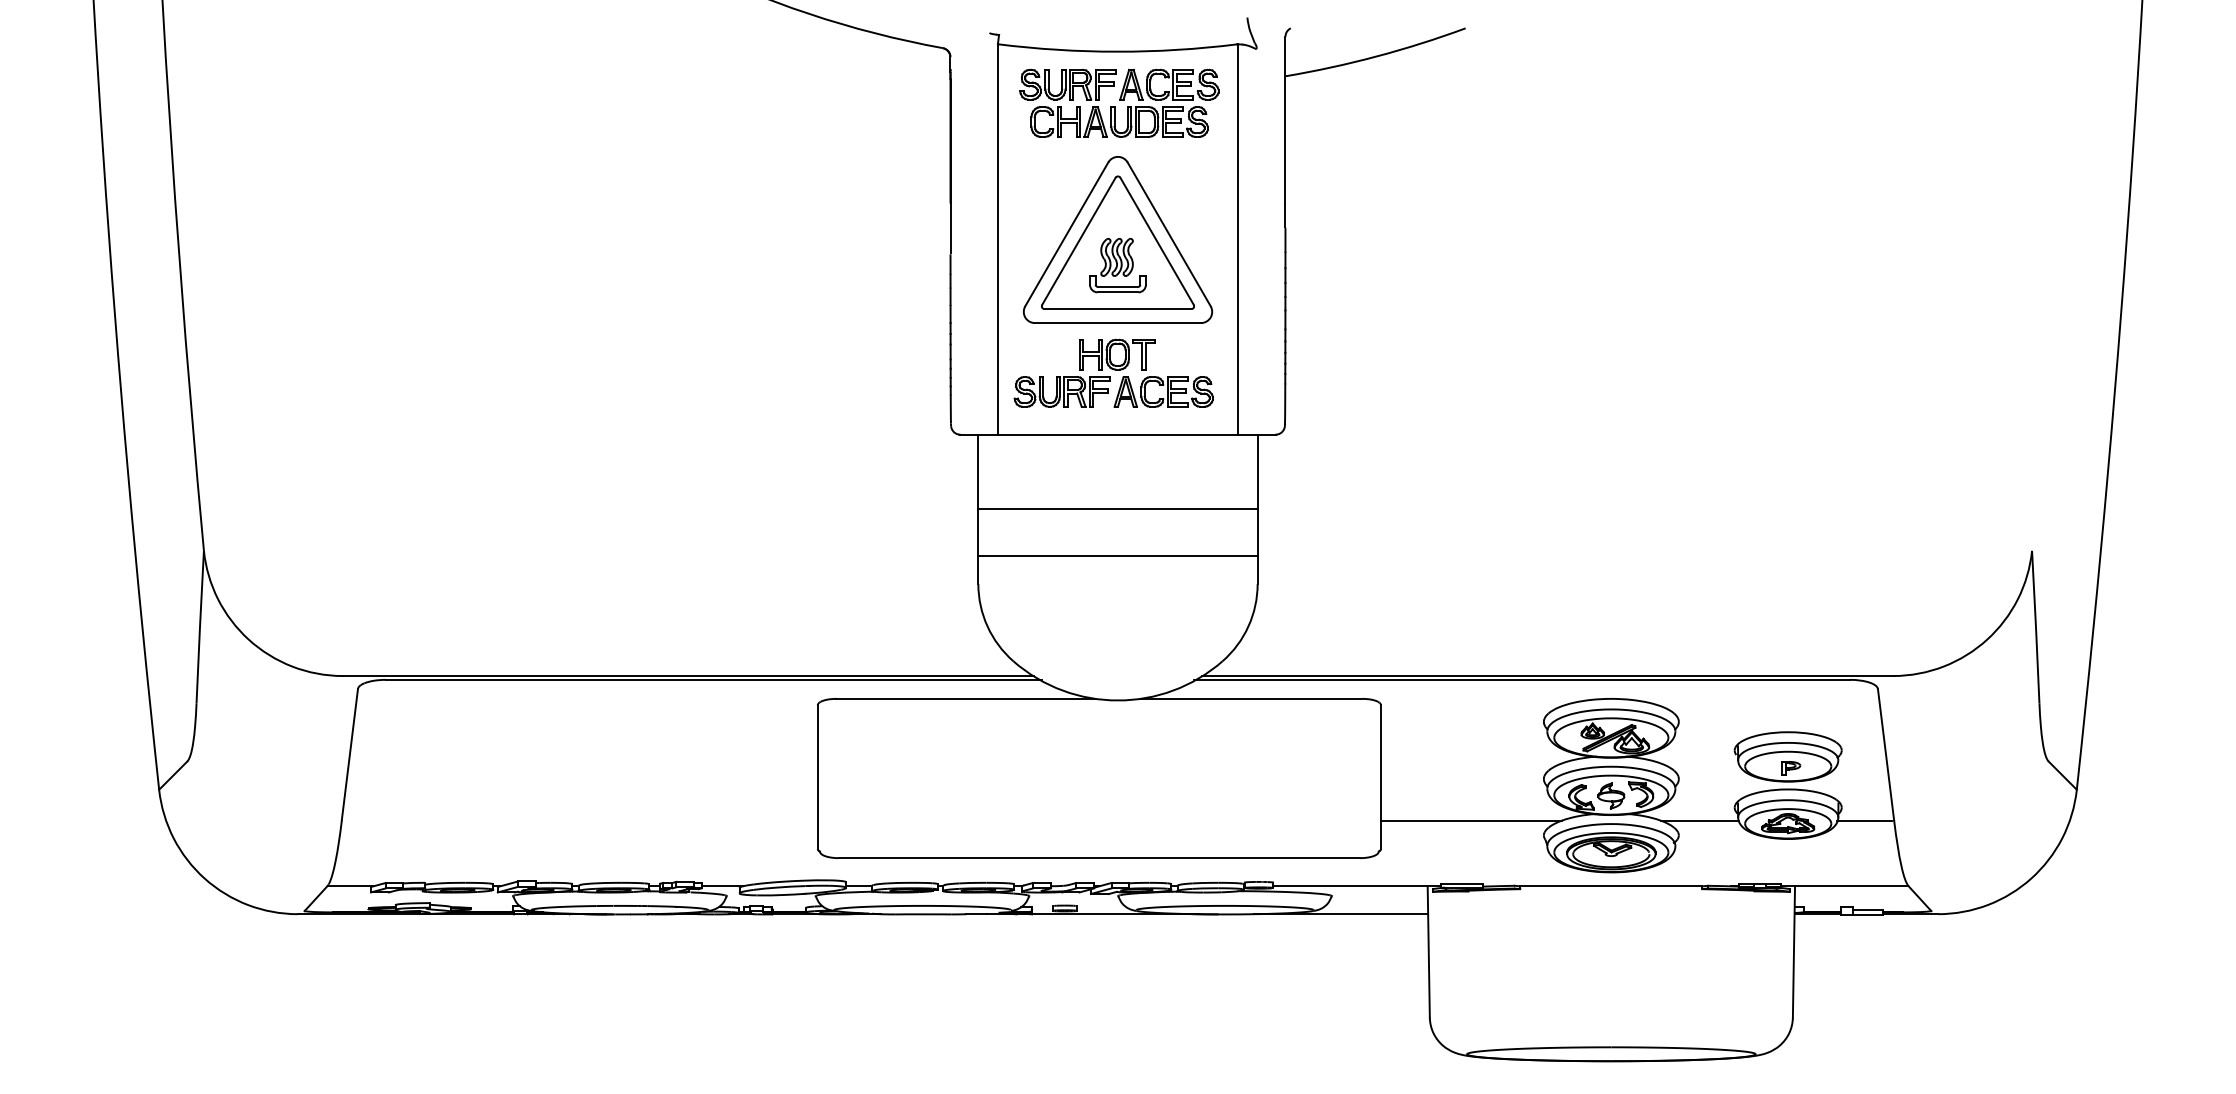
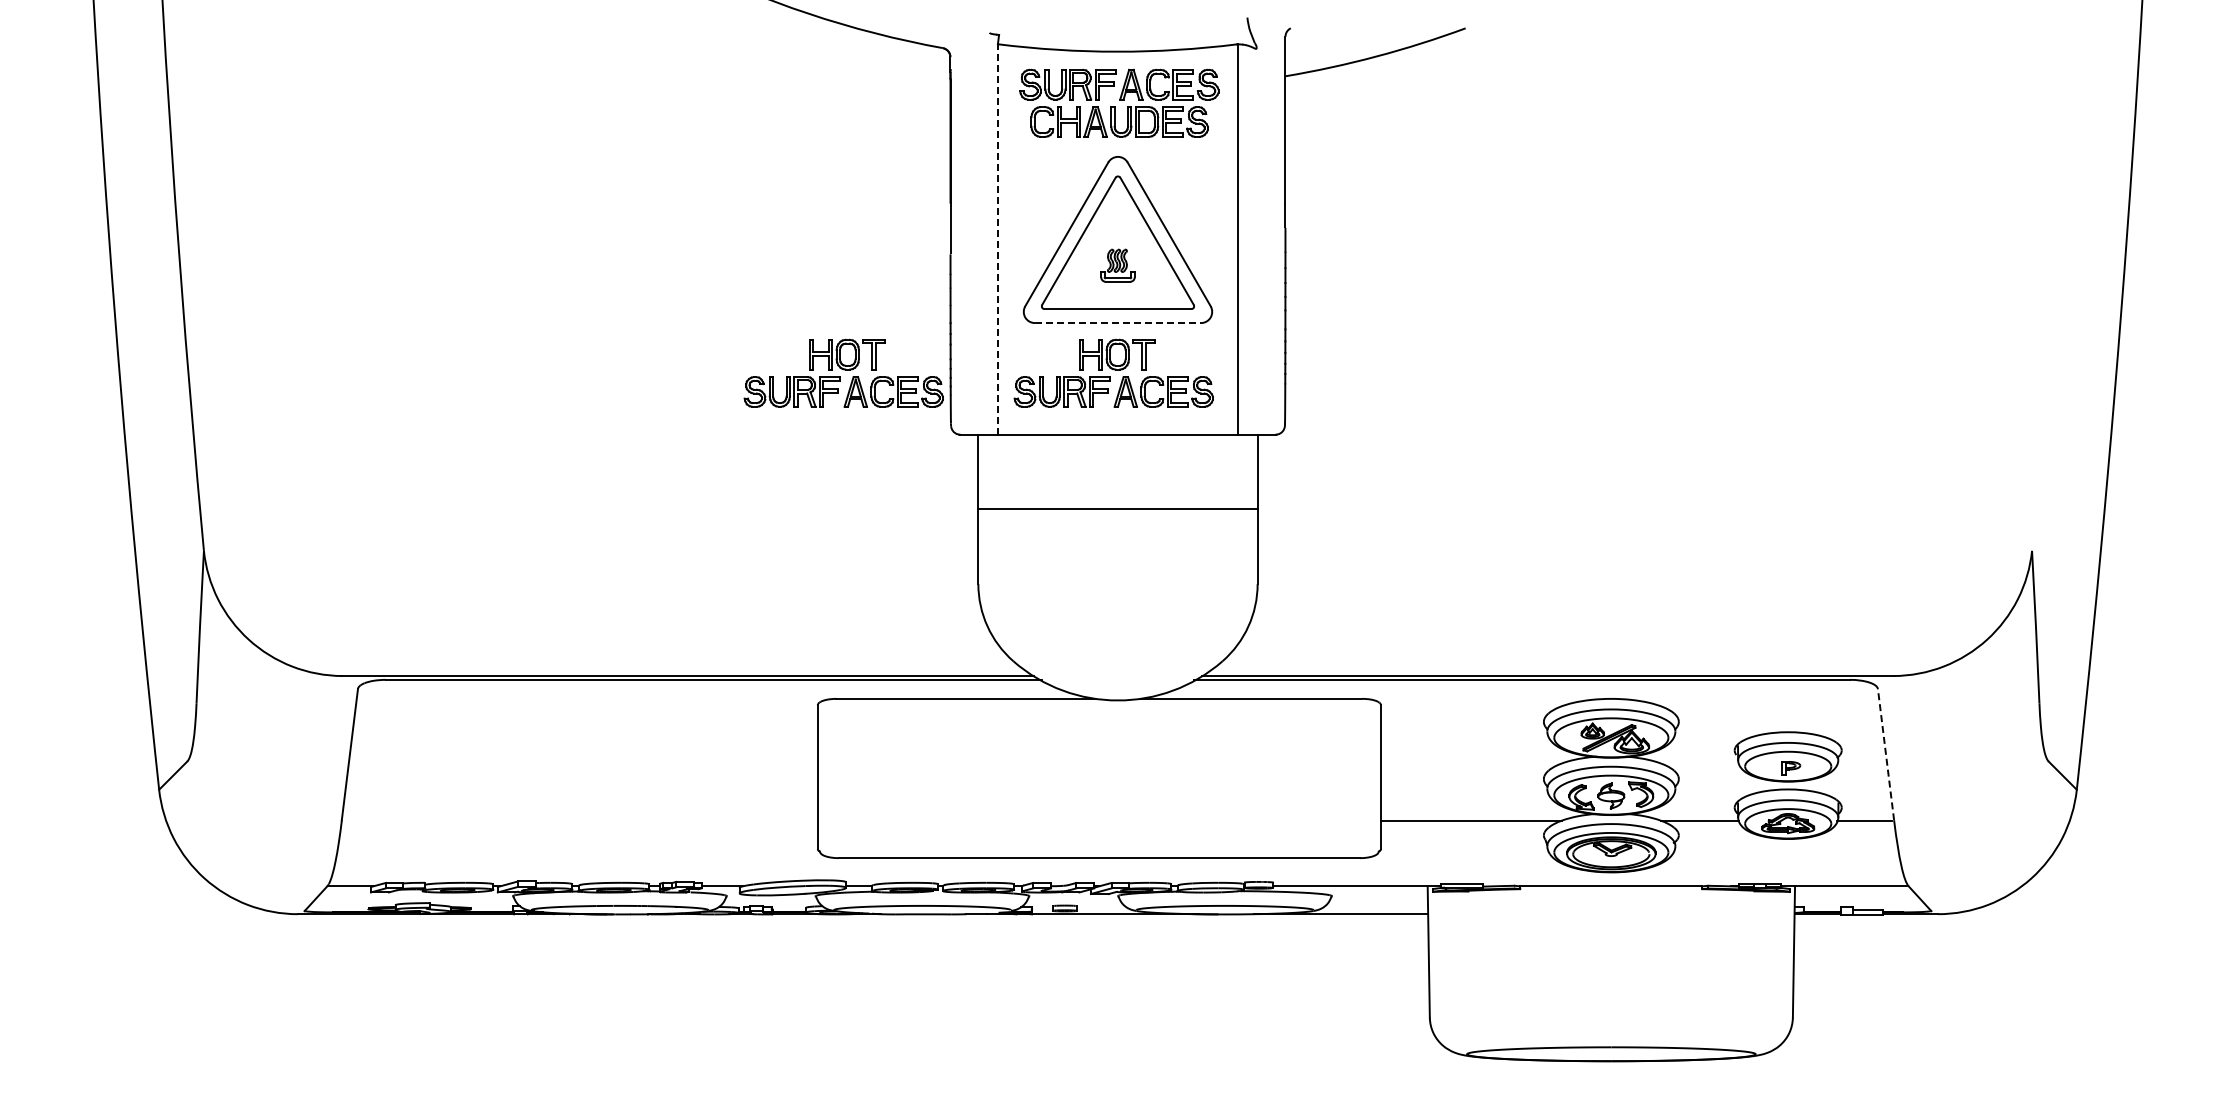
line: solid -> dashed (997, 239)
part size: 58x56 px -> 36x35 px (1117, 265)
line: solid -> dashed (1118, 323)
part: none -> present (843, 372)
line: present -> none (1117, 555)
line: solid -> dashed (1885, 754)
